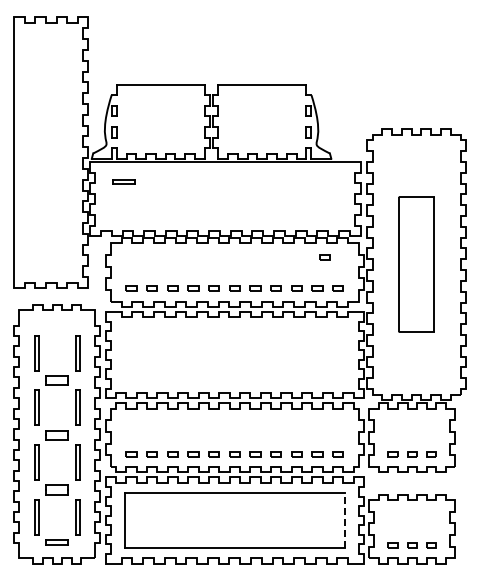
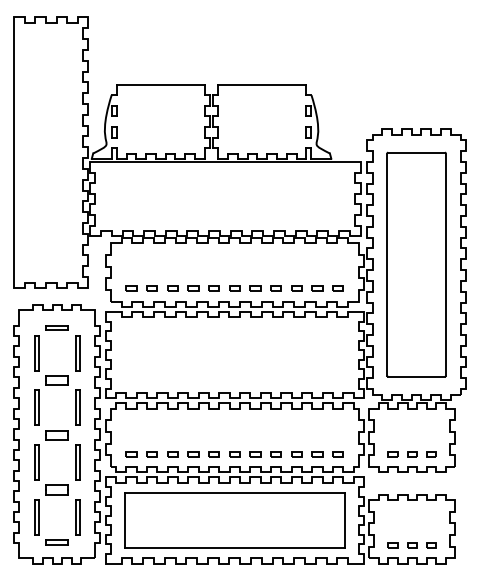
part position: (123, 181) -> (56, 327) (56, 327)
part: present -> none (324, 257)
part size: 37x137 px -> 61x227 px (416, 264)
line: dashed -> solid (345, 520)
